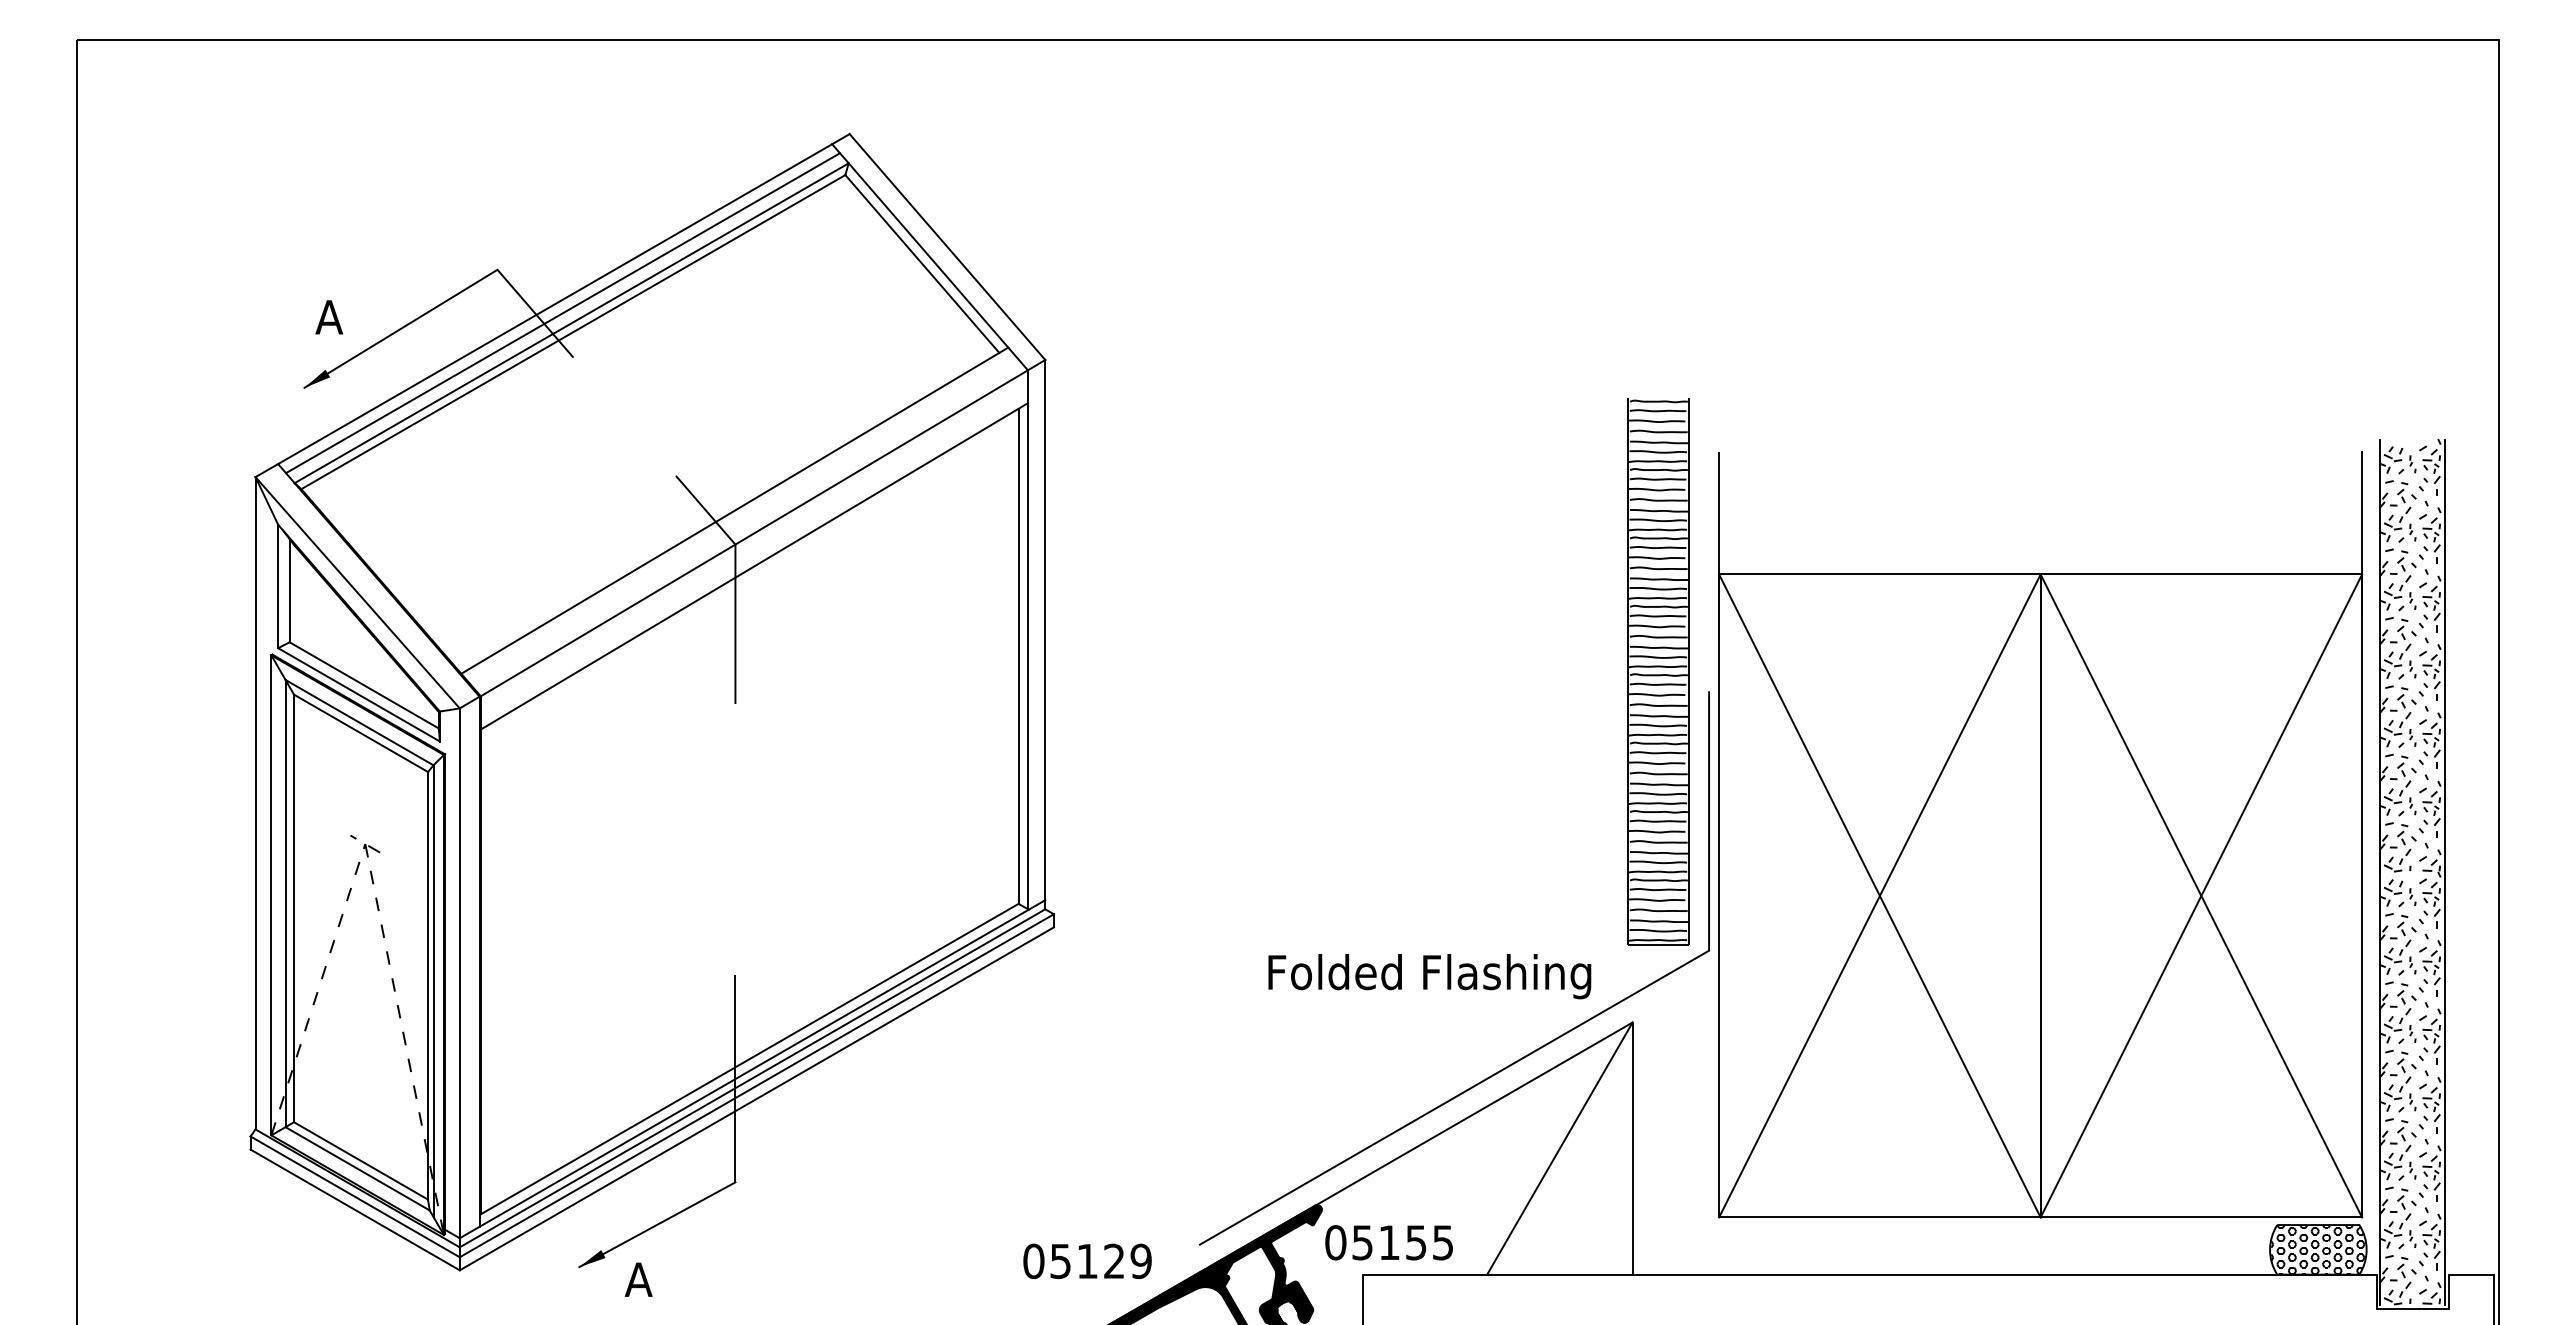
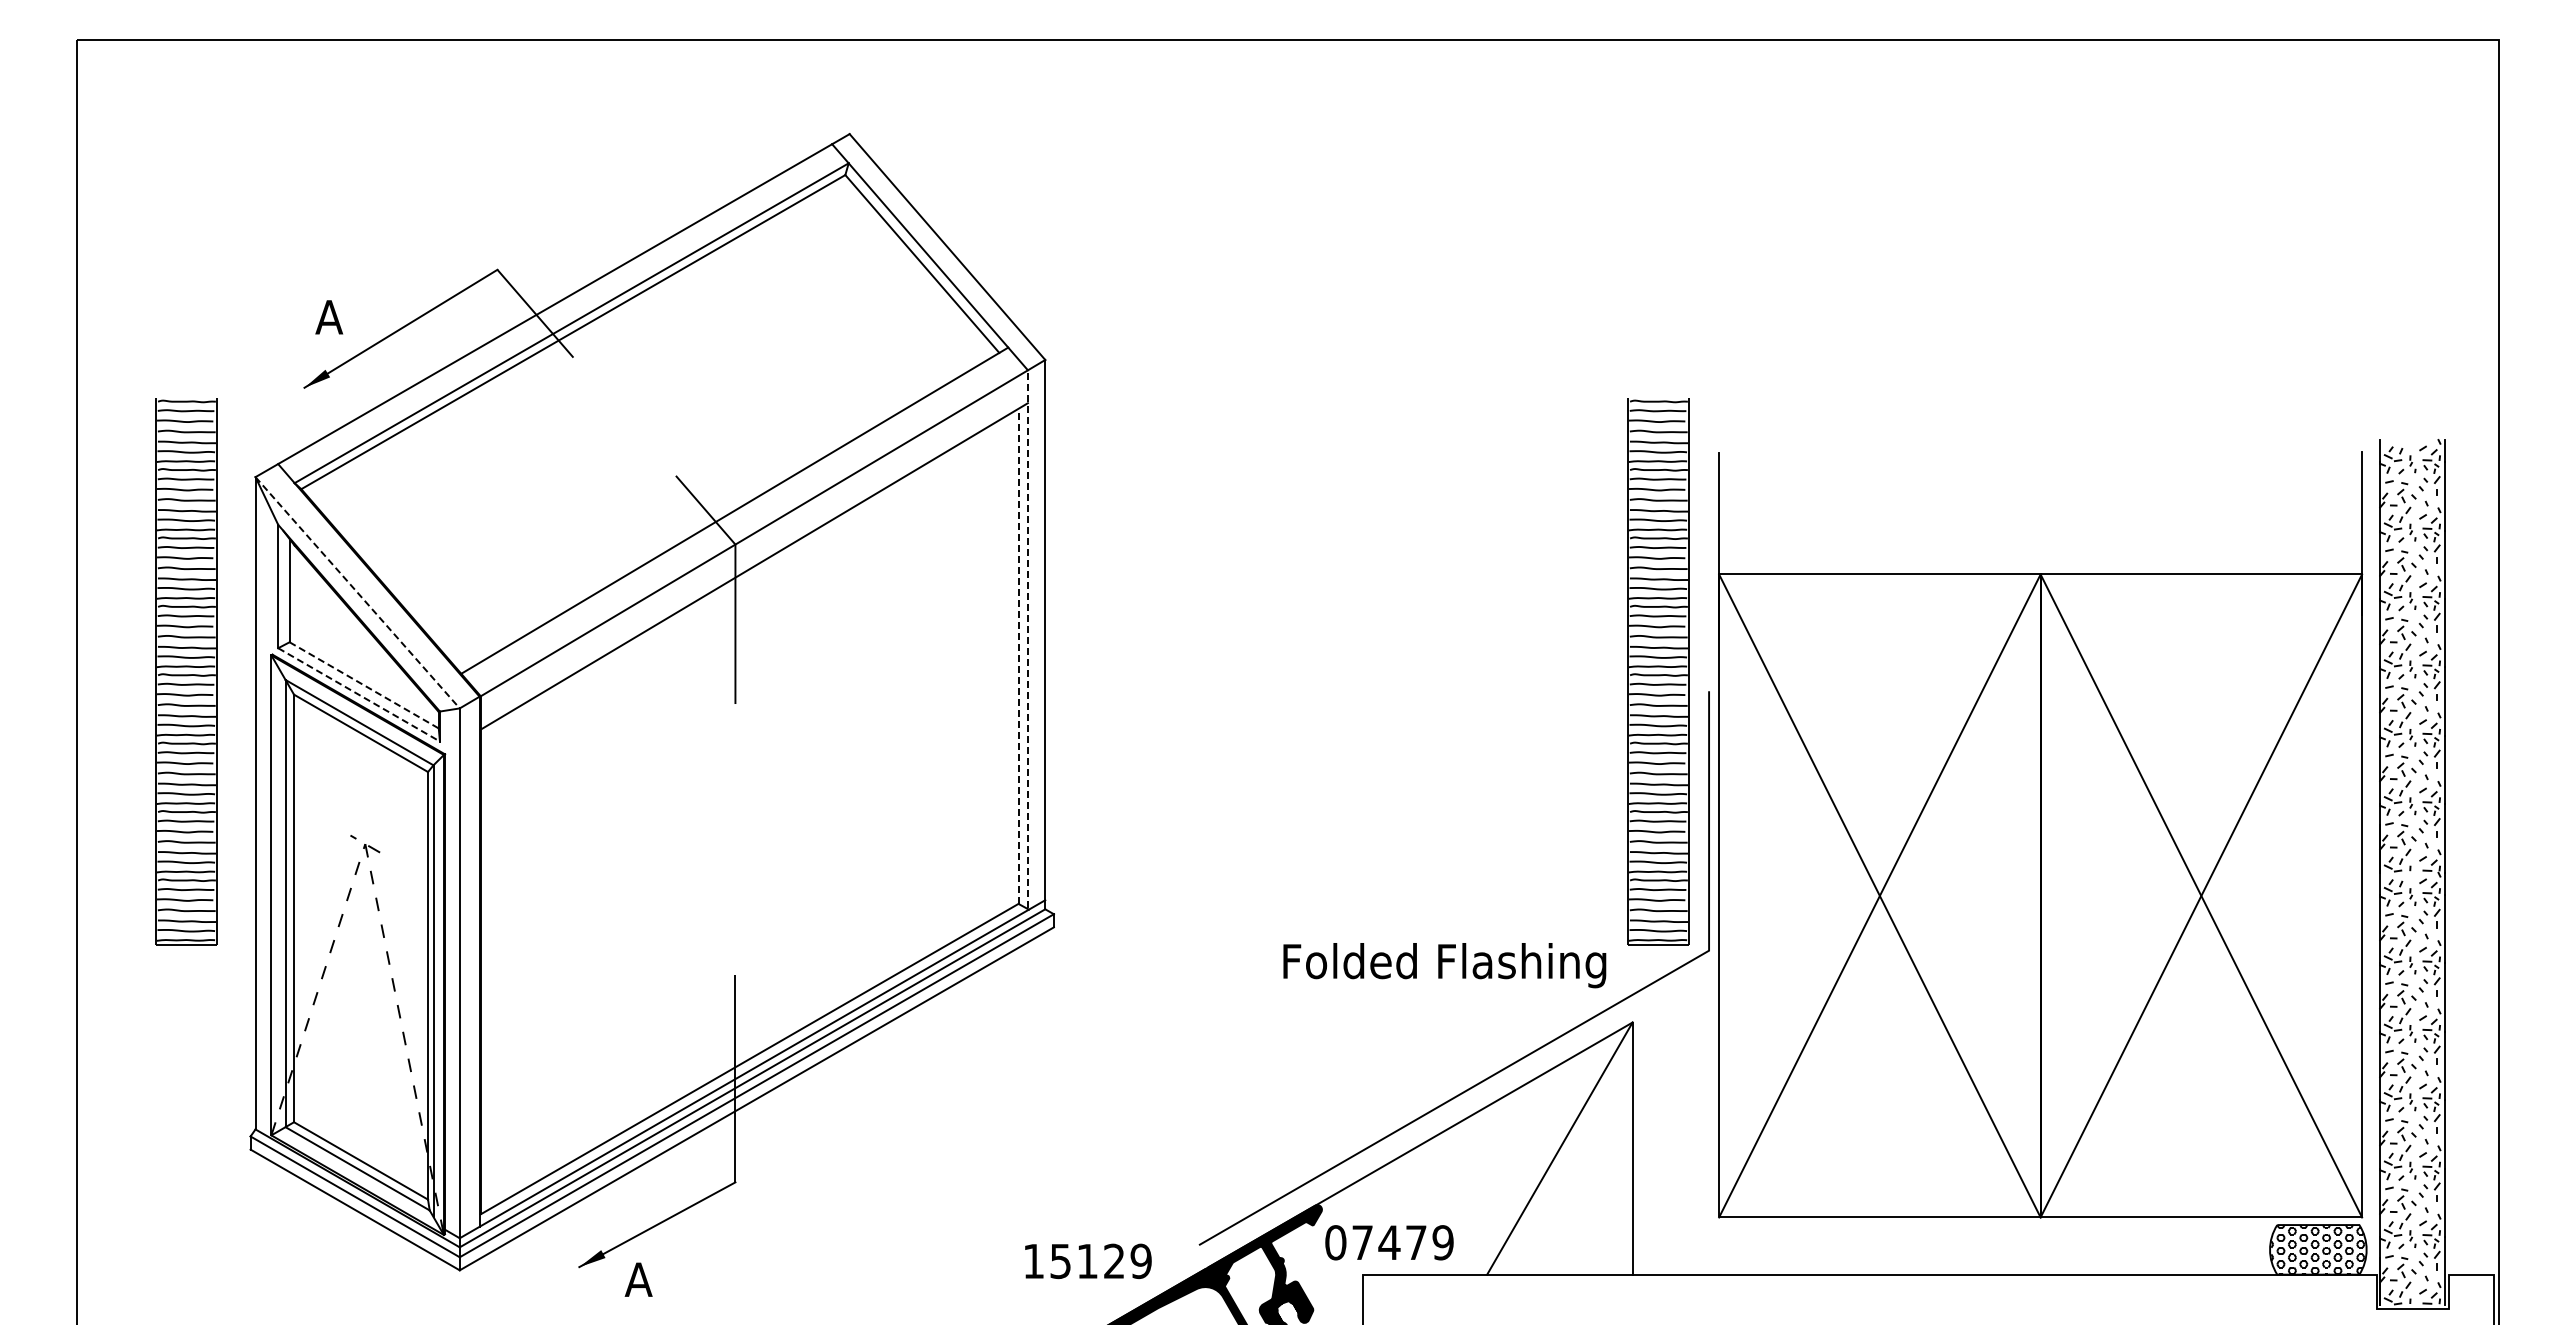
line: present -> none (562, 313)
line: solid -> dashed (357, 593)
line: solid -> dashed (1027, 638)
line: solid -> dashed (1018, 656)
part: none -> present (186, 671)
line: solid -> dashed (364, 685)
line: solid -> dashed (359, 695)
text position: (1429, 976) -> (1444, 965) (1444, 965)
text: 05155 -> 07479 (1402, 1242)
text: 05129 -> 15129 (1033, 1261)
